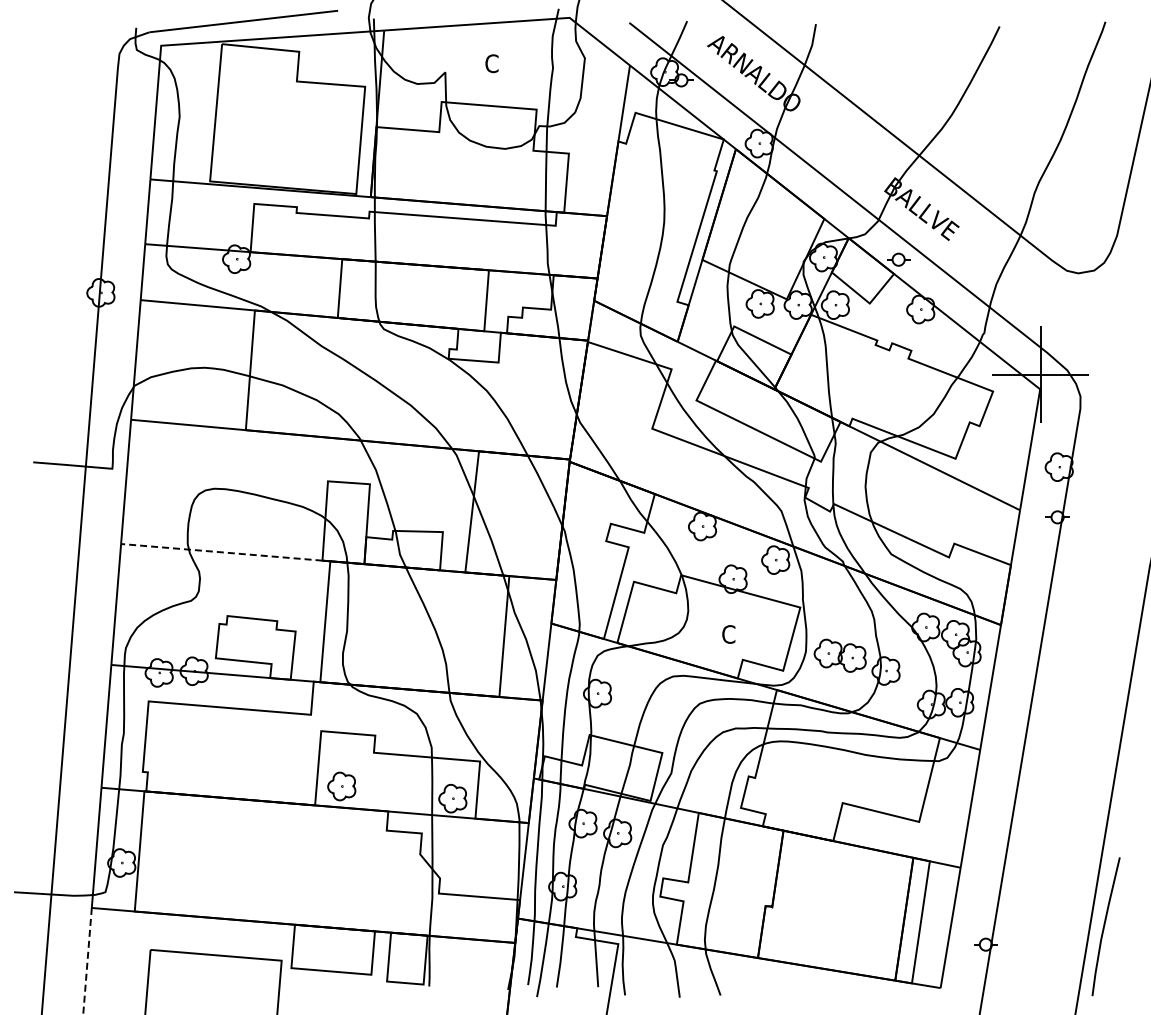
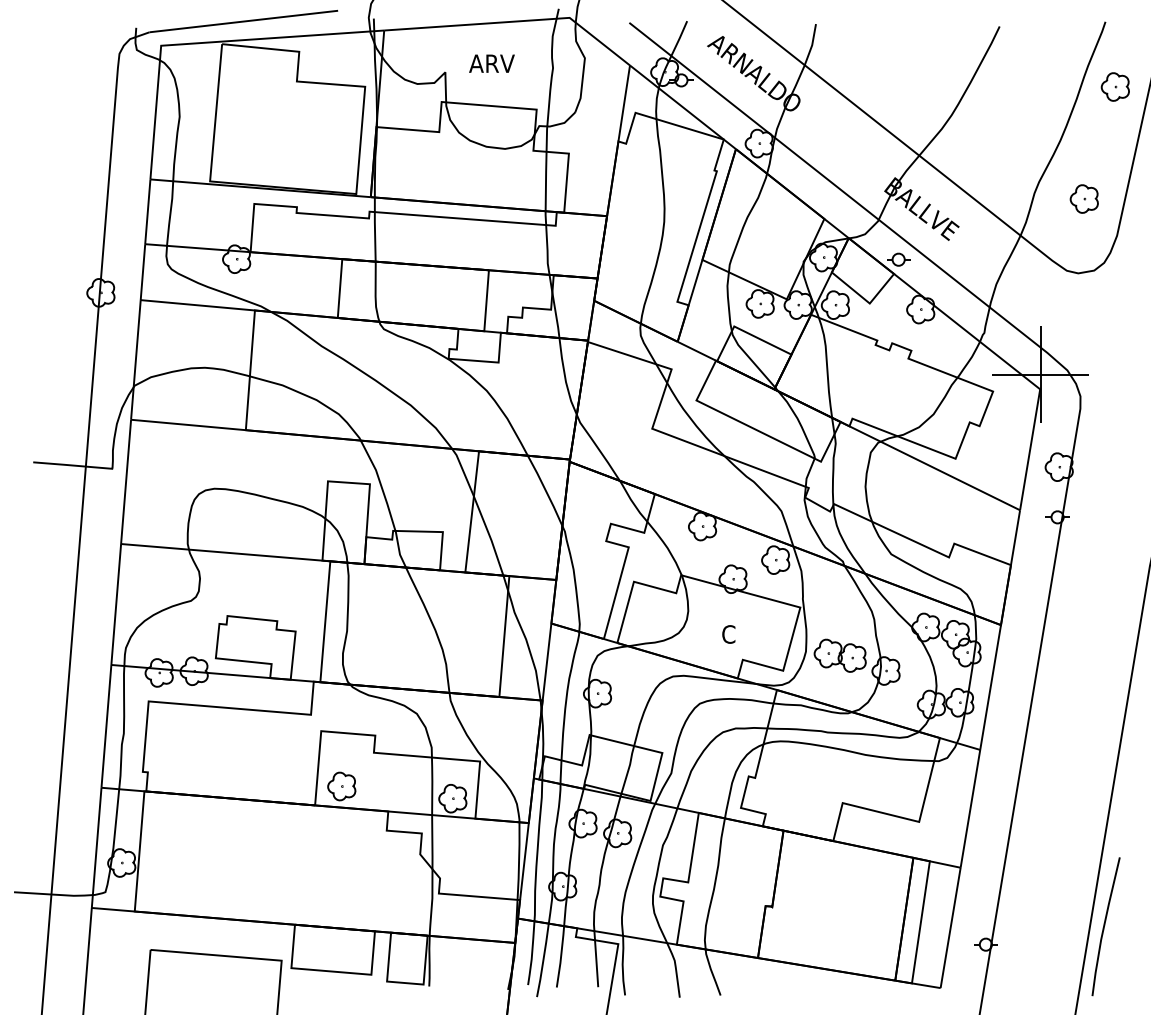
text: C -> ARV (491, 63)
part: none -> present (1114, 86)
part: none -> present (1083, 198)
line: dashed -> solid (221, 552)
line: dashed -> solid (87, 961)
